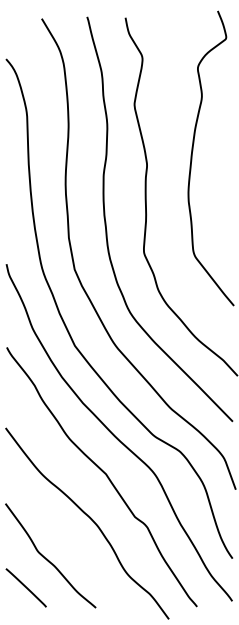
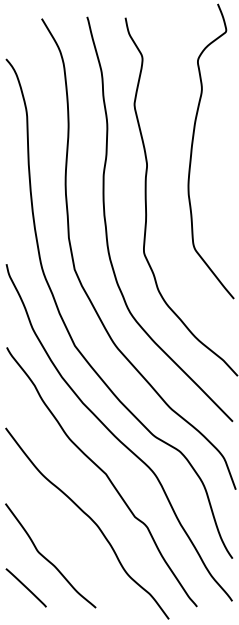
curve position: (192, 158) -> (192, 151) (192, 151)
